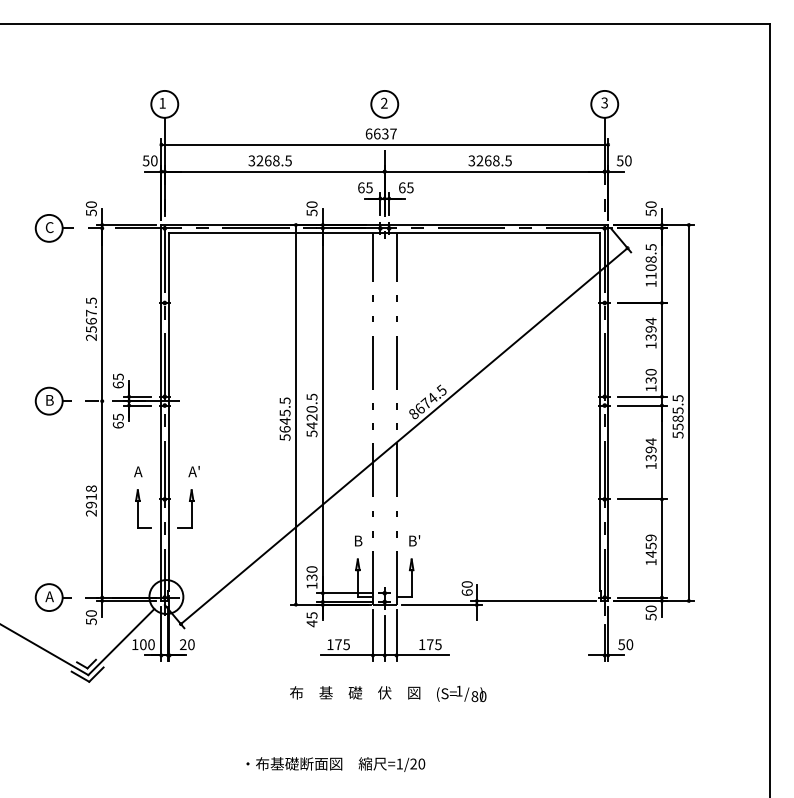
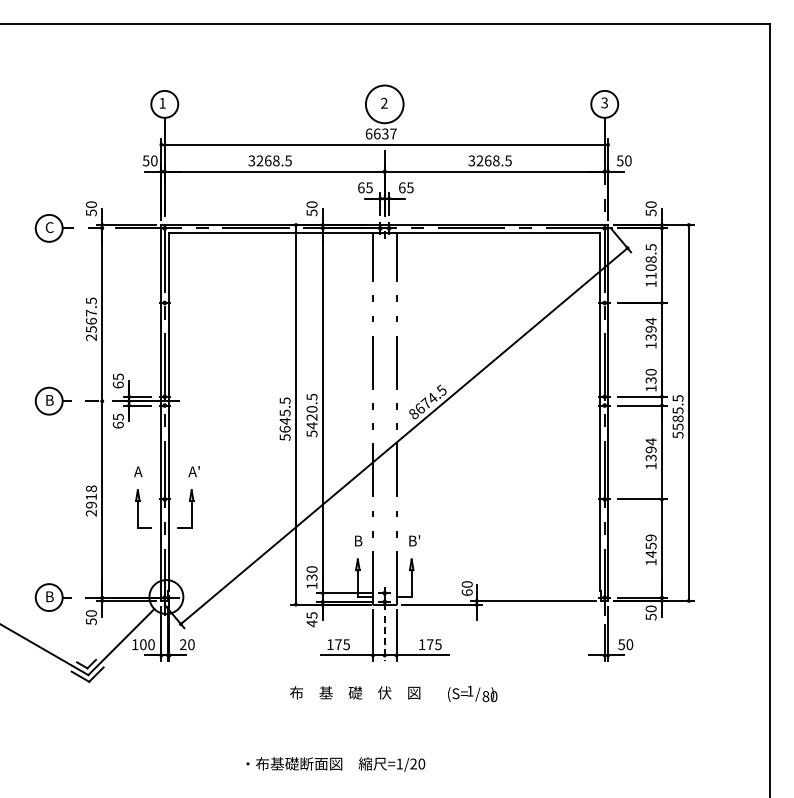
circle diameter: 27 px -> 38 px (384, 104)
text: A -> B (49, 596)
line: solid -> dashed (384, 638)
text position: (461, 693) -> (472, 693) (472, 693)
